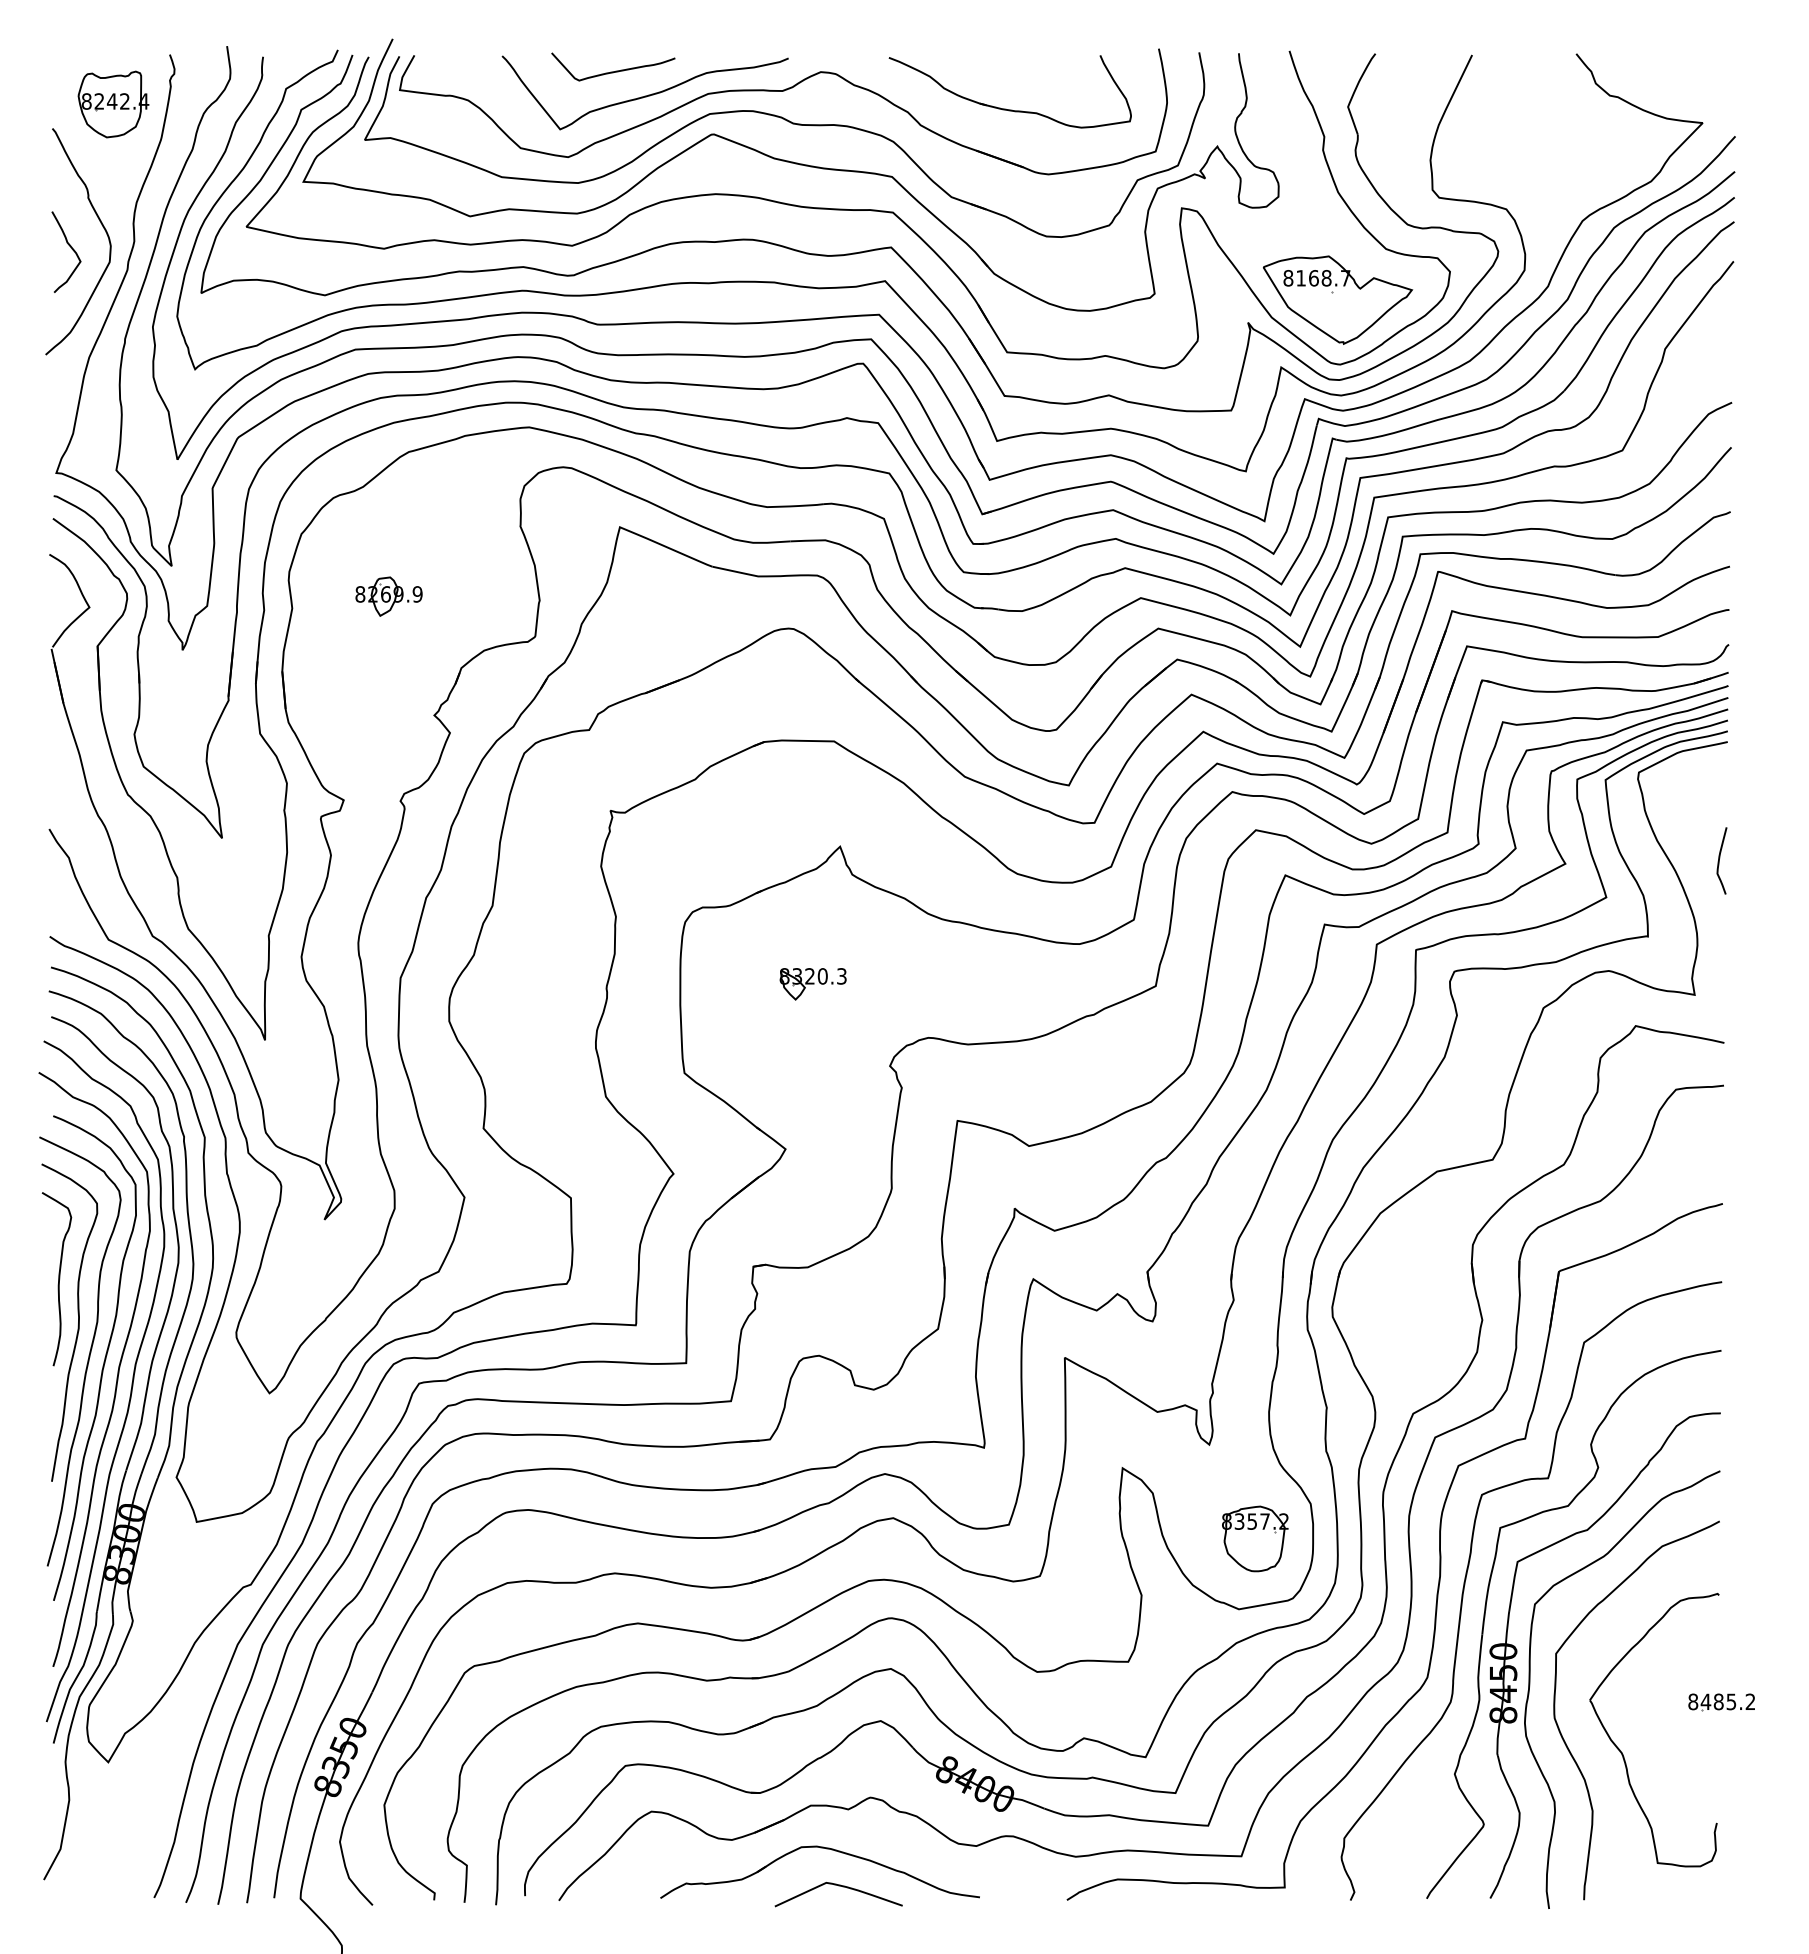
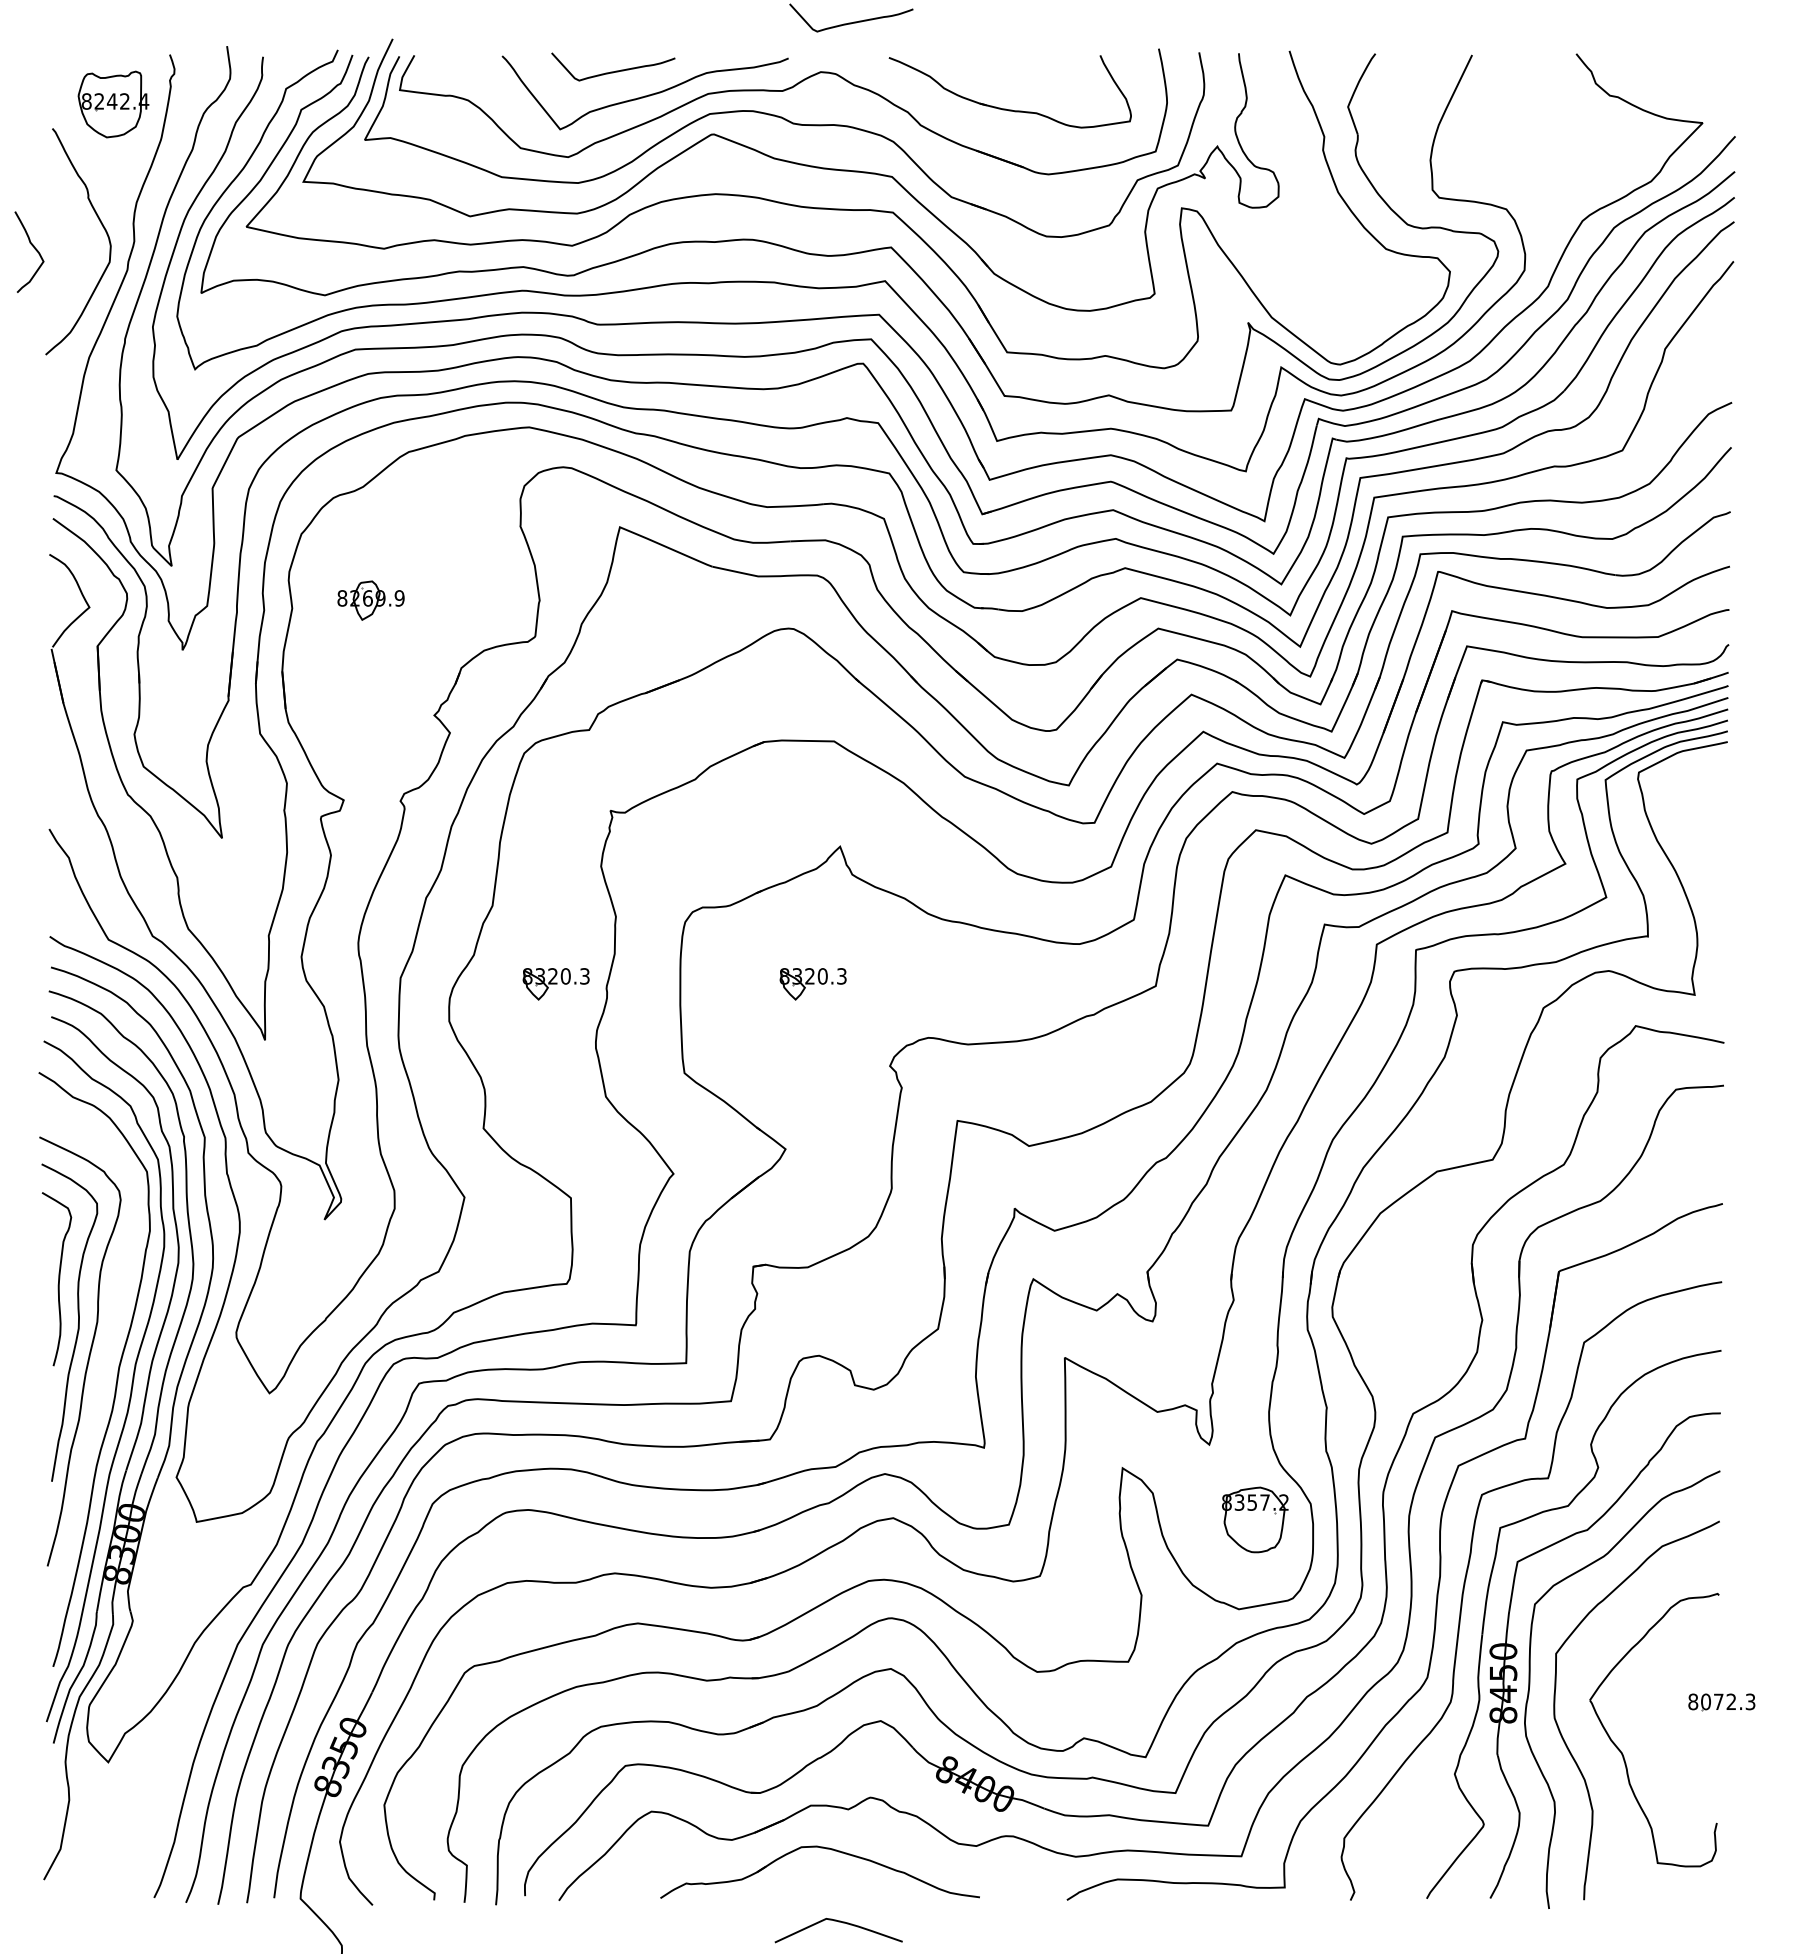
curve: none -> present (853, 21)
curve position: (71, 249) -> (34, 249) (34, 249)
part: present -> none (1338, 299)
part position: (388, 596) -> (370, 600) (370, 600)
curve: present -> none (1719, 860)
part: none -> present (555, 984)
curve: present -> none (103, 1361)
part position: (1255, 1538) -> (1255, 1519) (1255, 1519)
text: 8485.2 -> 8072.3 (1727, 1701)
curve position: (838, 1886) -> (838, 1922) (838, 1922)
